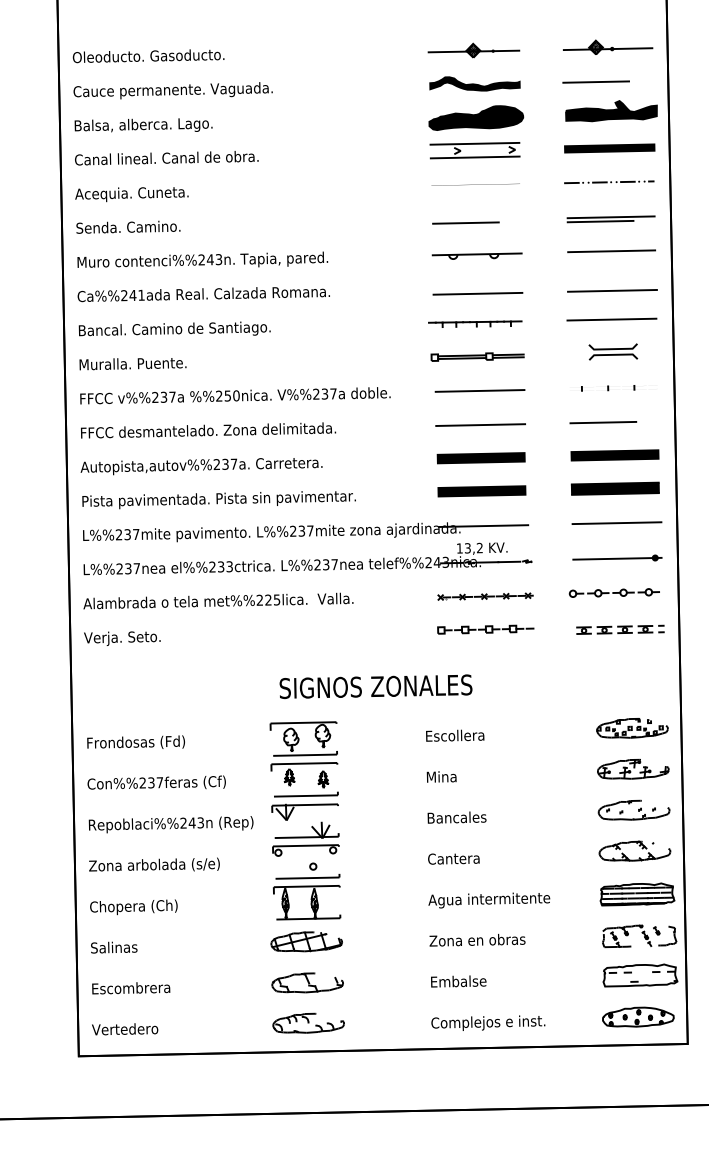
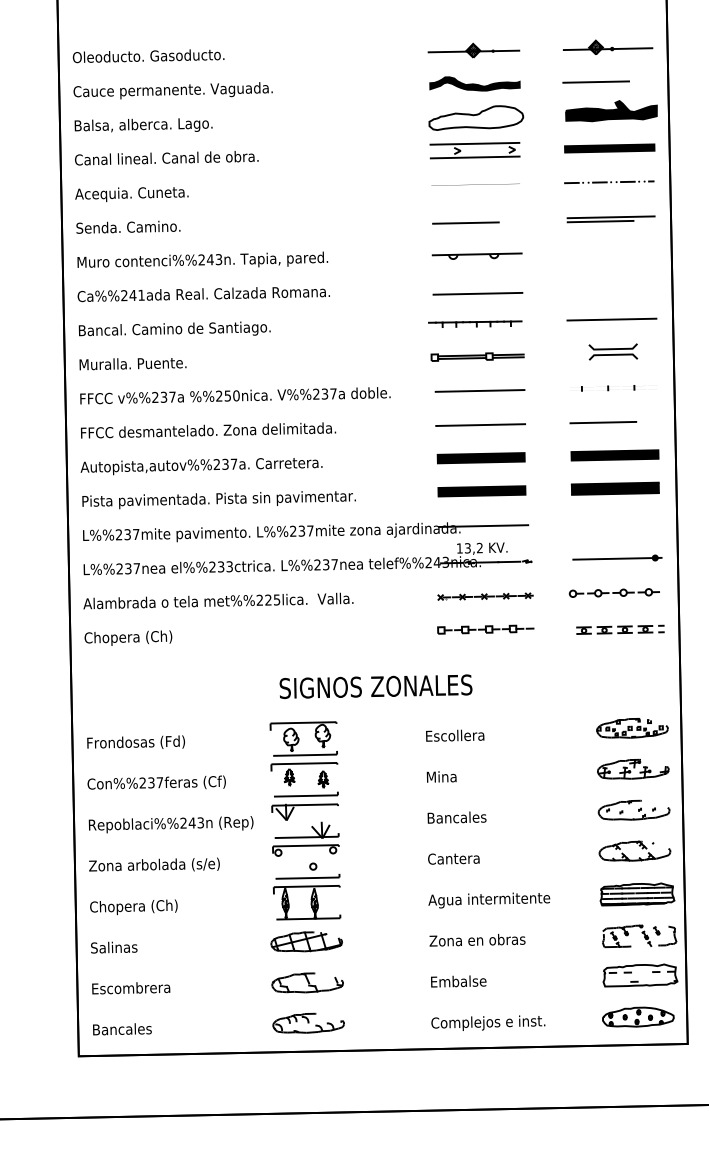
fill: present -> none (476, 118)
line: present -> none (611, 251)
line: present -> none (612, 290)
line: present -> none (616, 523)
text: Verja. Seto. -> Chopera (Ch) (128, 637)
text: Vertedero -> Bancales (125, 1029)
